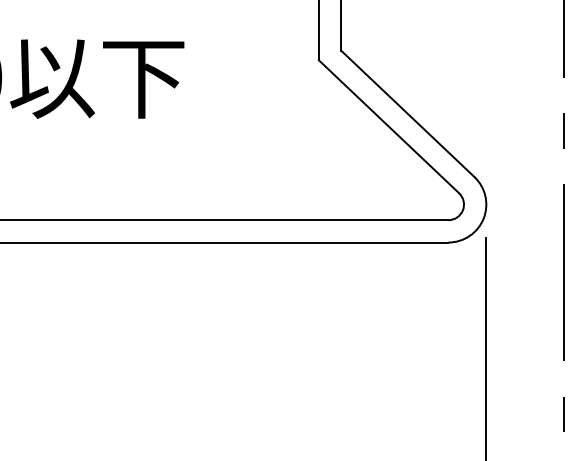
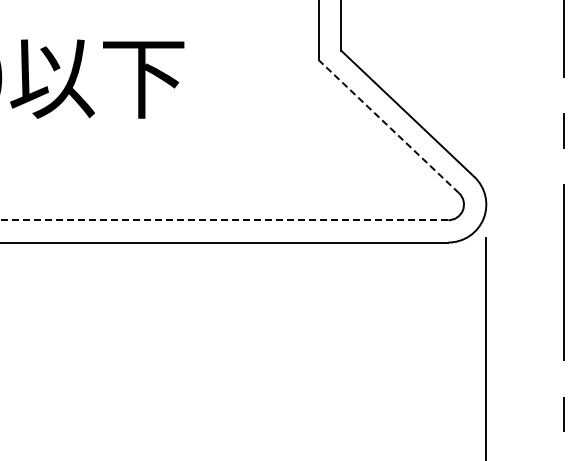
line: solid -> dashed (389, 126)
line: solid -> dashed (224, 220)
